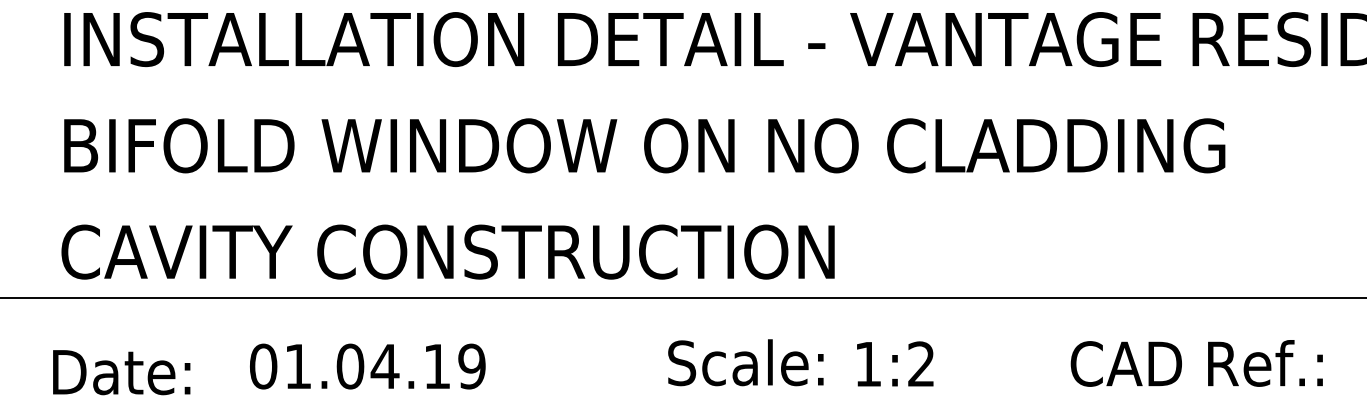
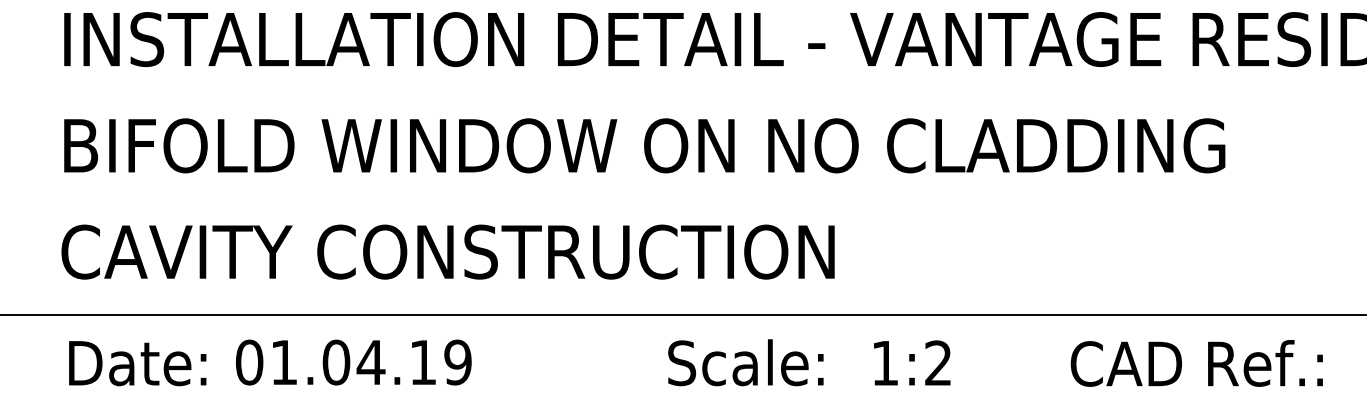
line position: (682, 297) -> (682, 314) (682, 314)
text position: (895, 363) -> (912, 362) (912, 362)
text position: (367, 366) -> (353, 362) (353, 362)
text position: (121, 372) -> (137, 363) (137, 363)
